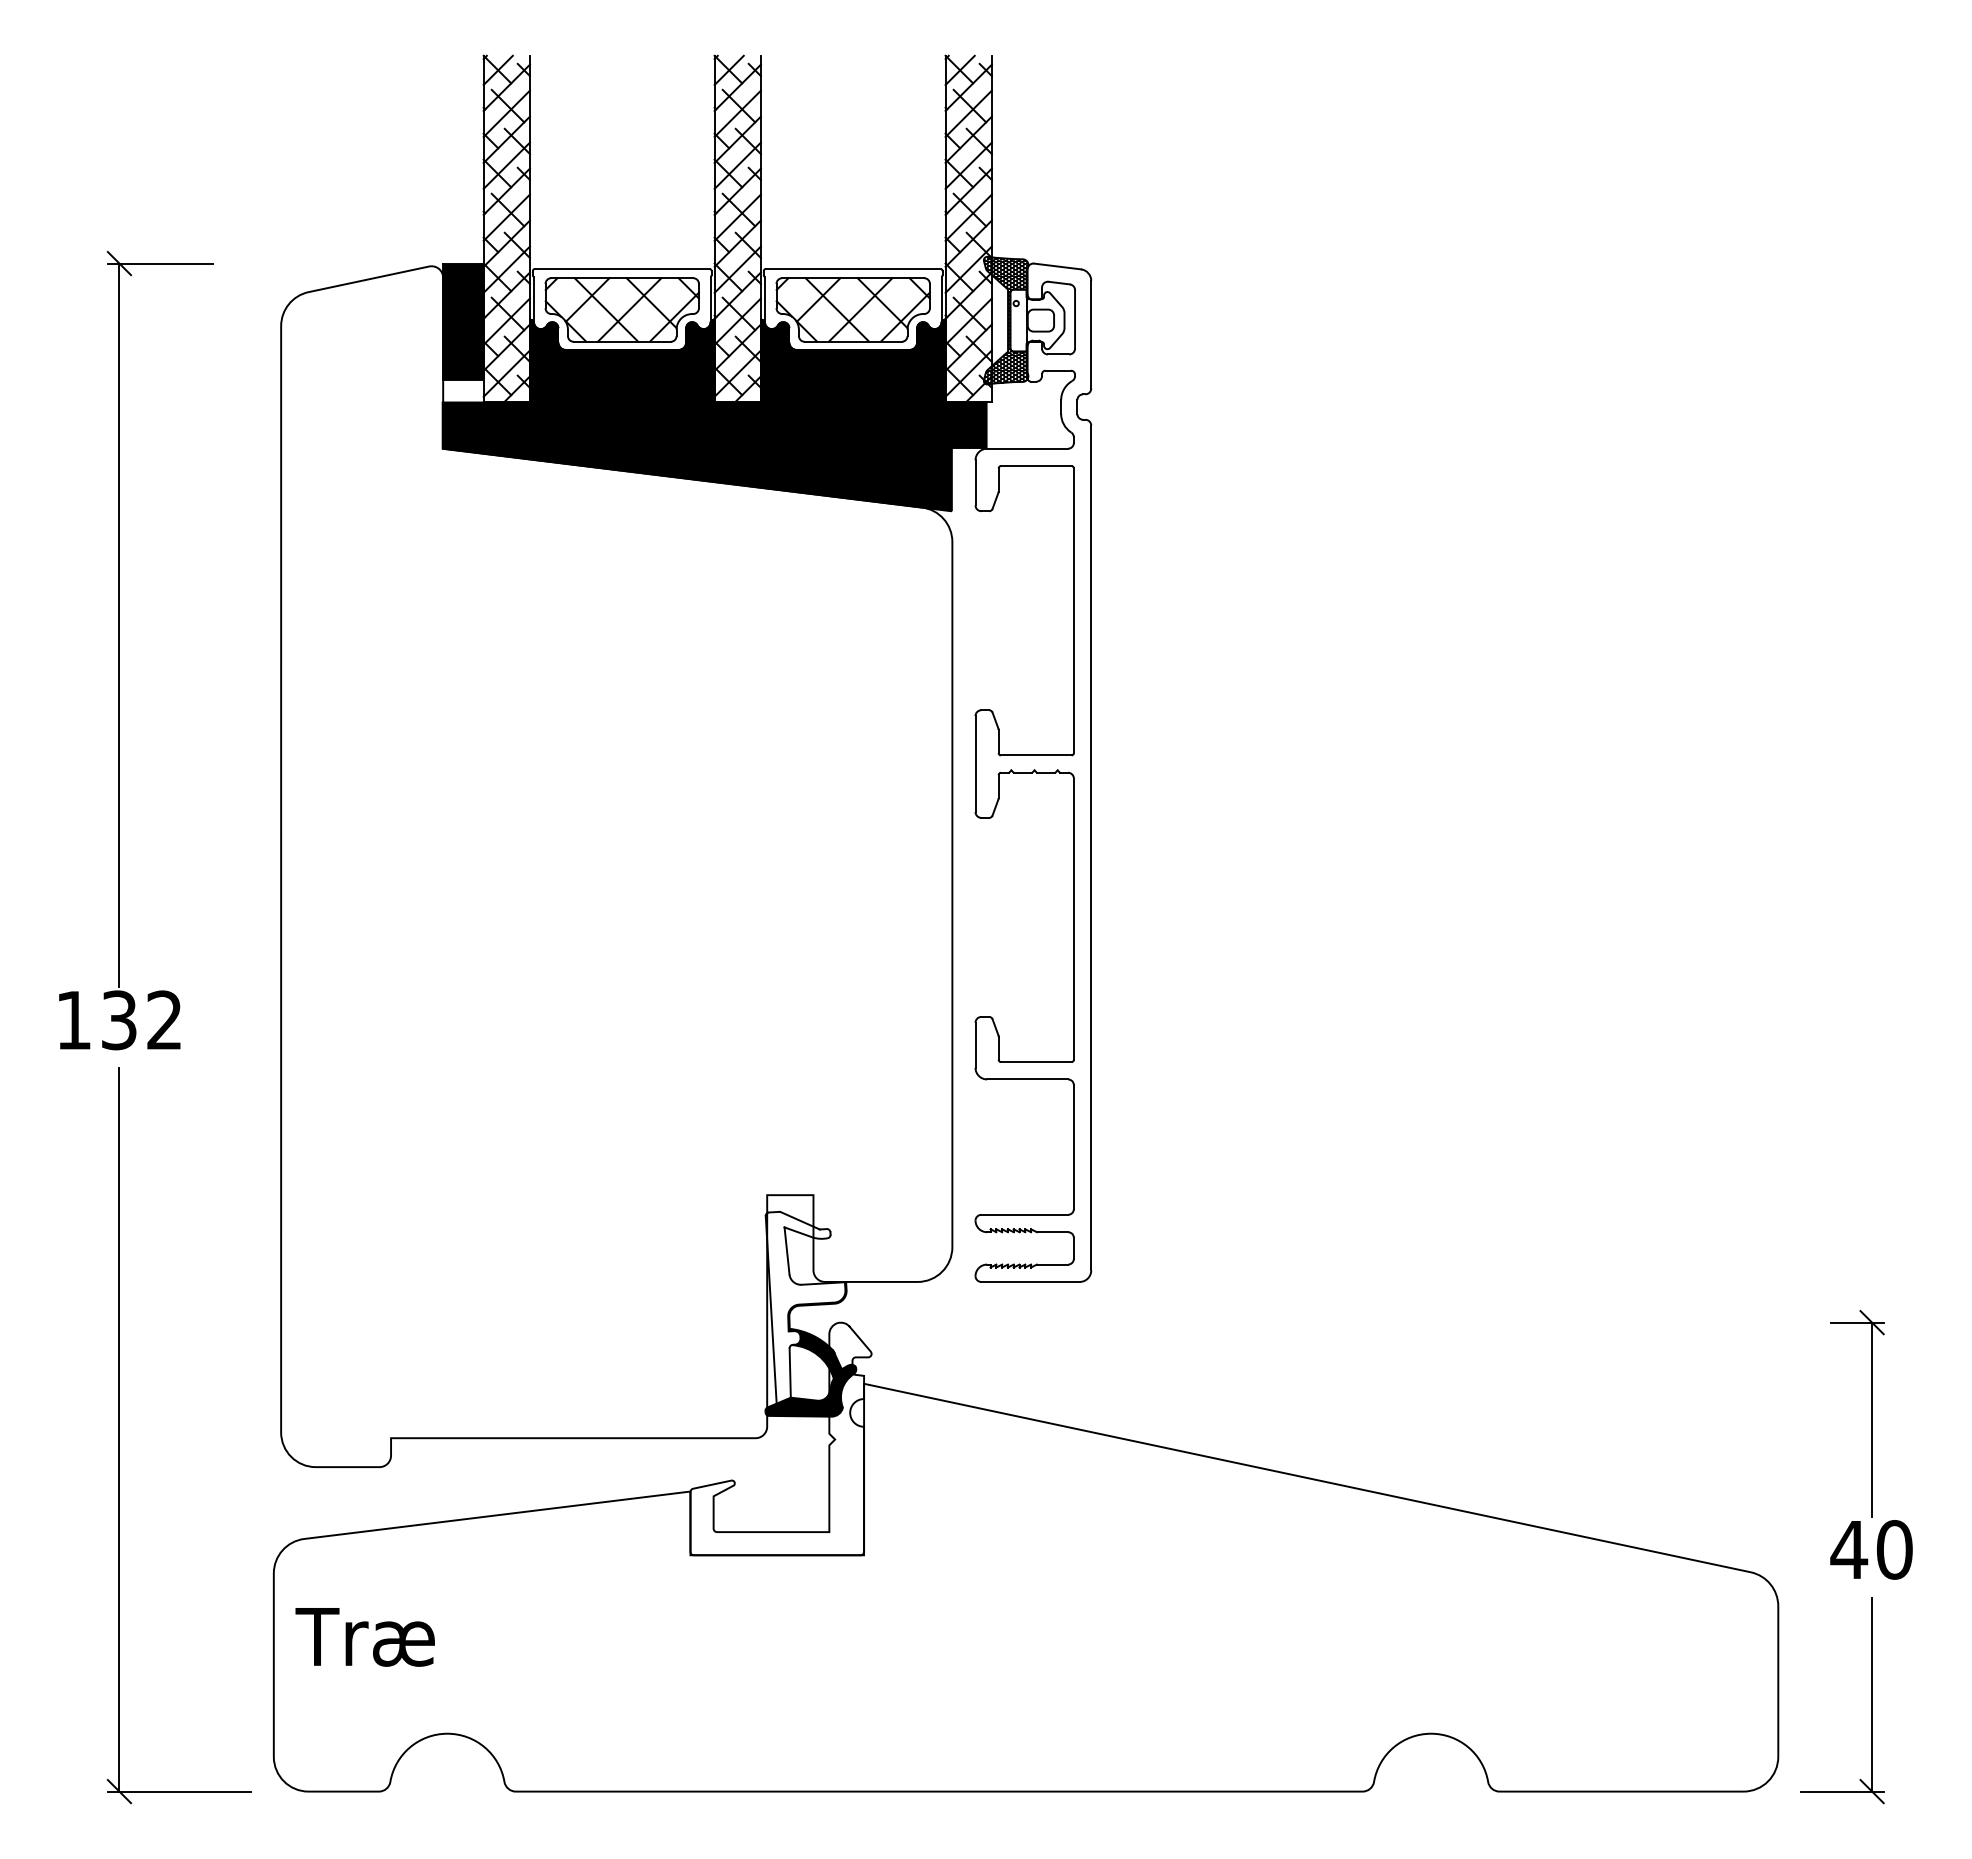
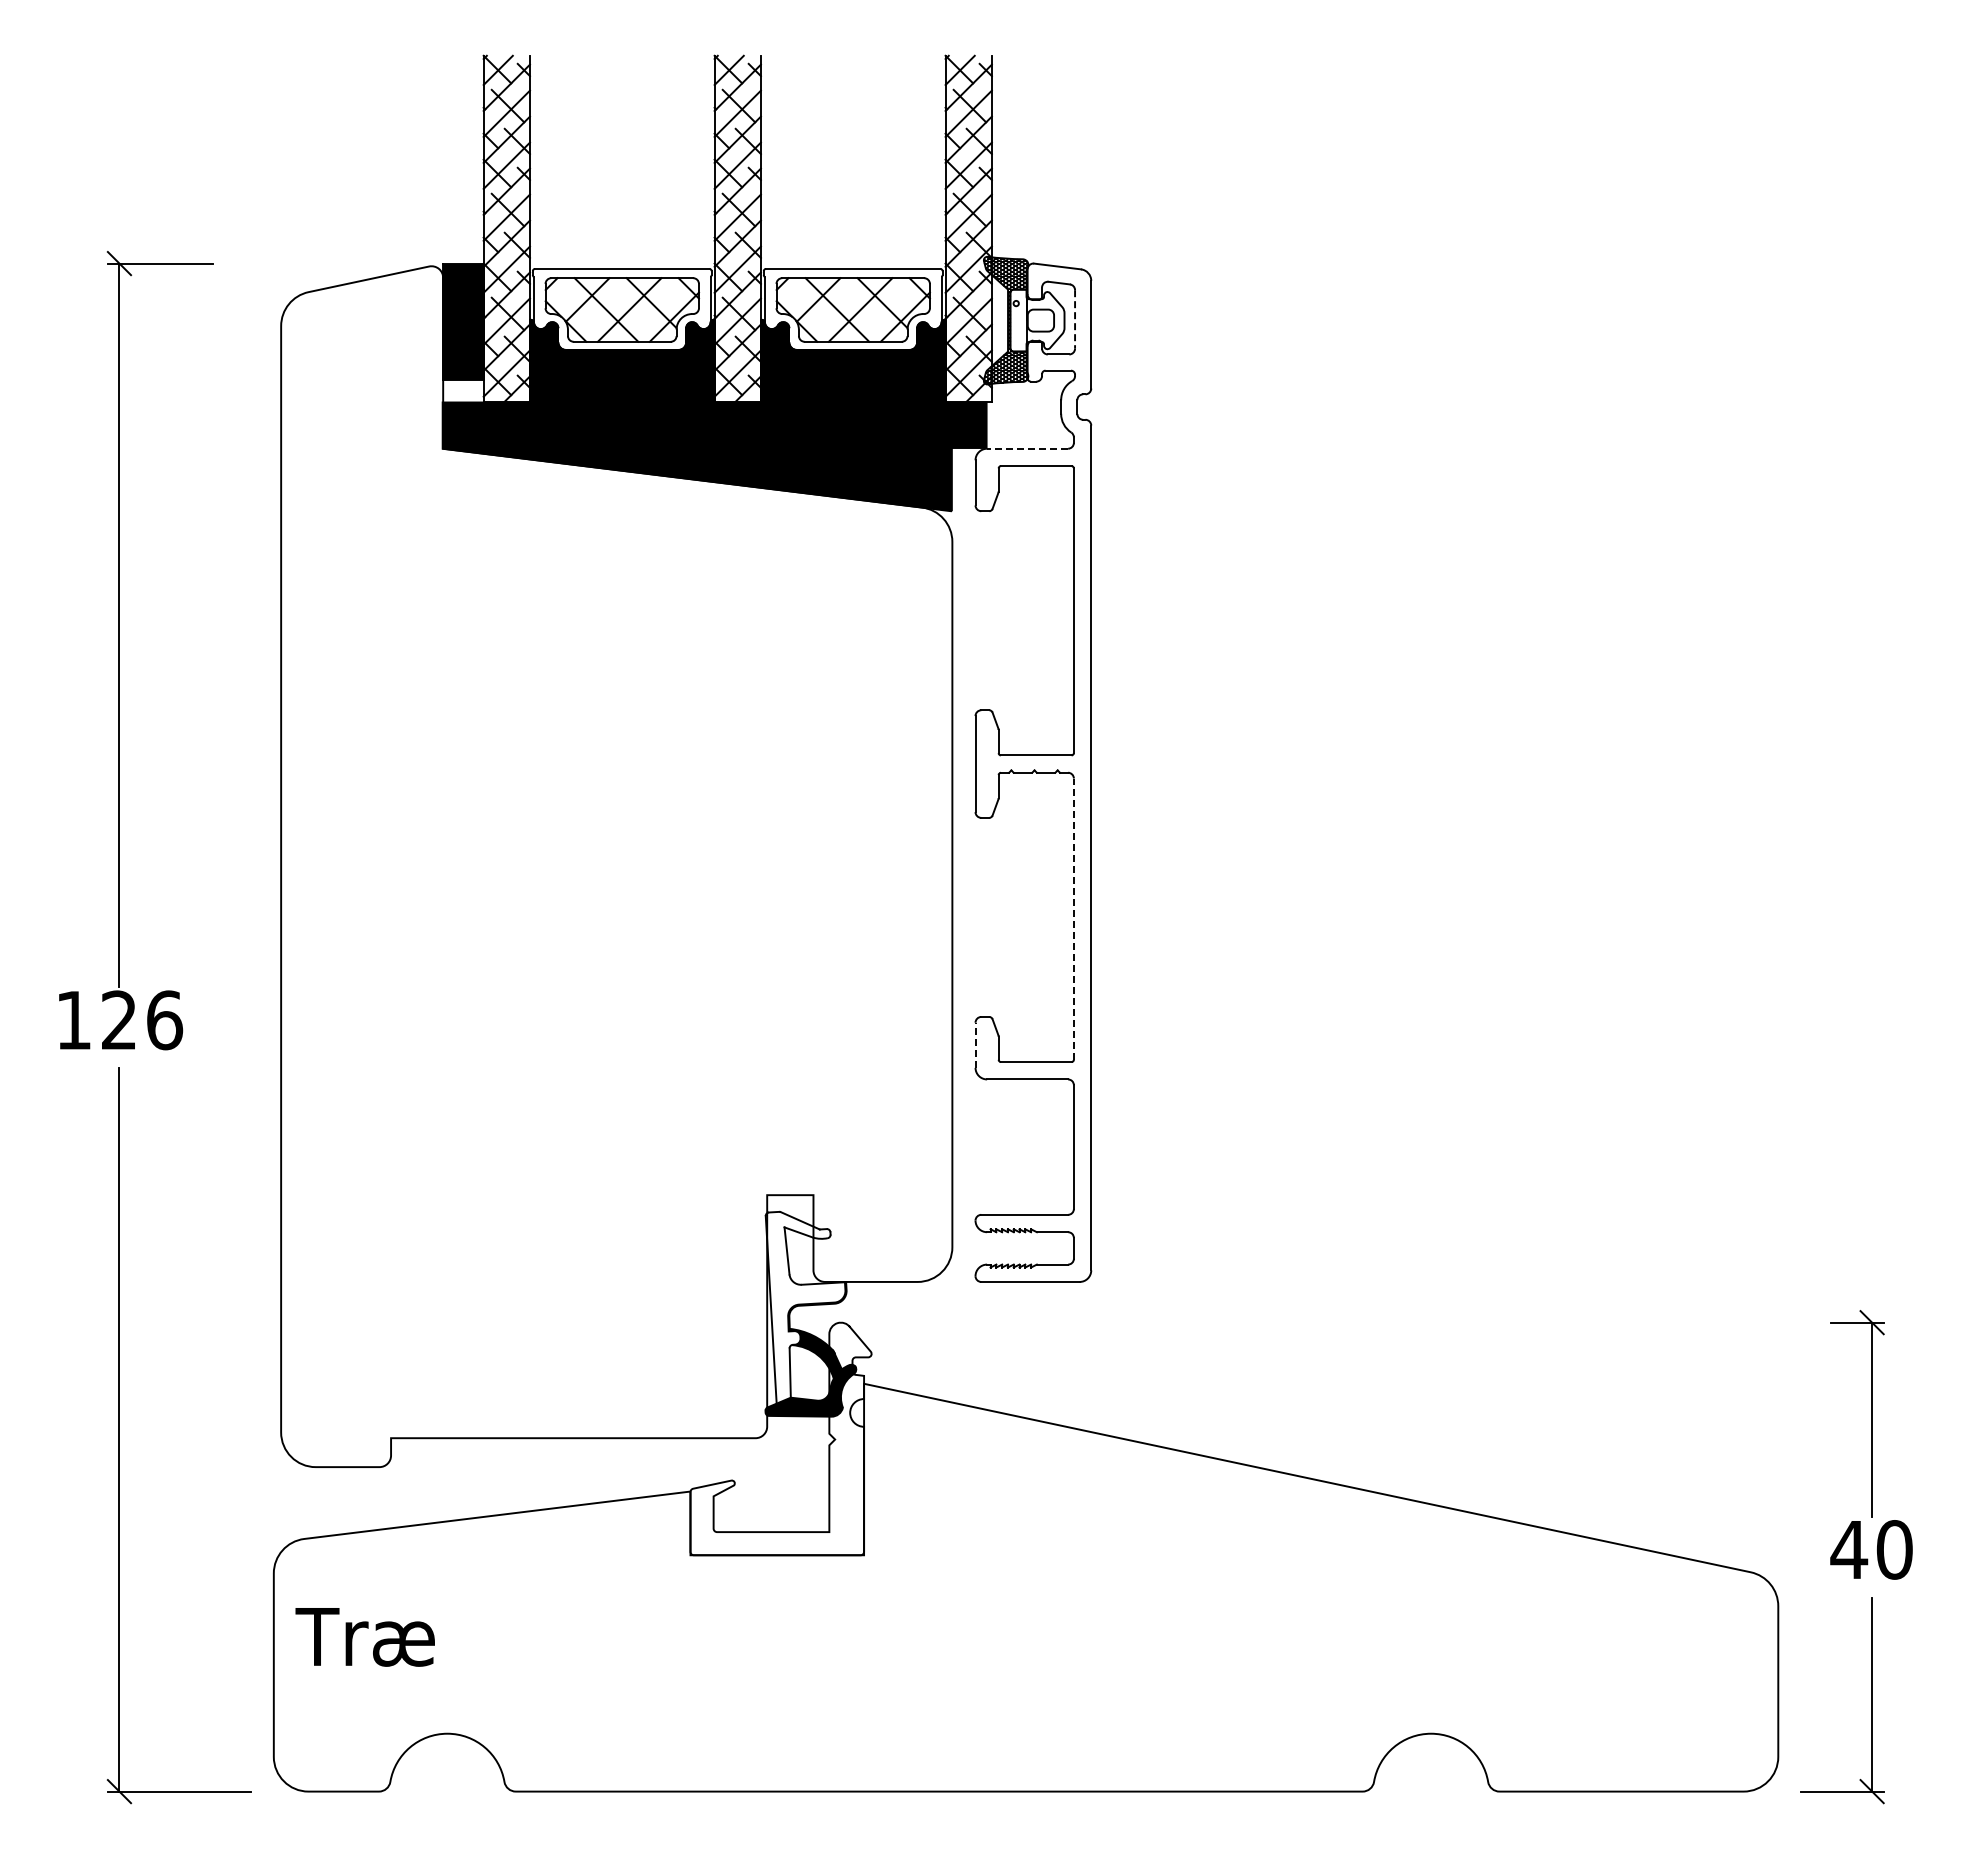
line: solid -> dashed (1075, 319)
line: solid -> dashed (1027, 448)
line: solid -> dashed (1073, 919)
text: 132 -> 126 (142, 1020)
line: solid -> dashed (975, 1045)
